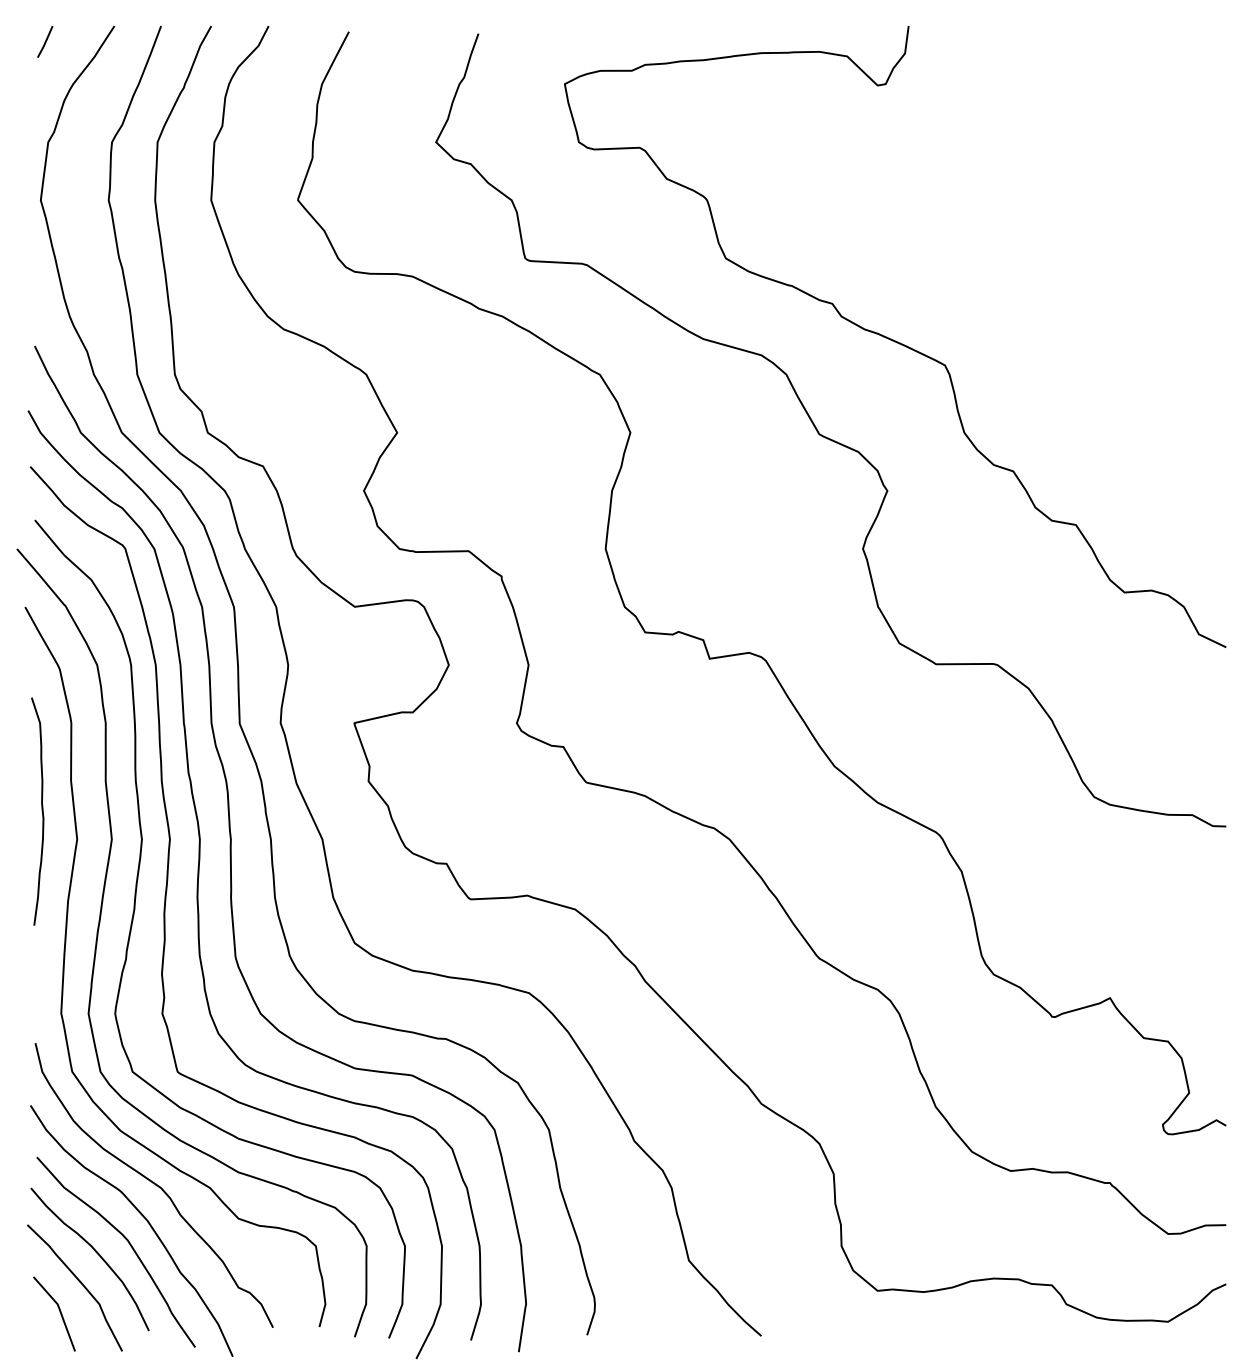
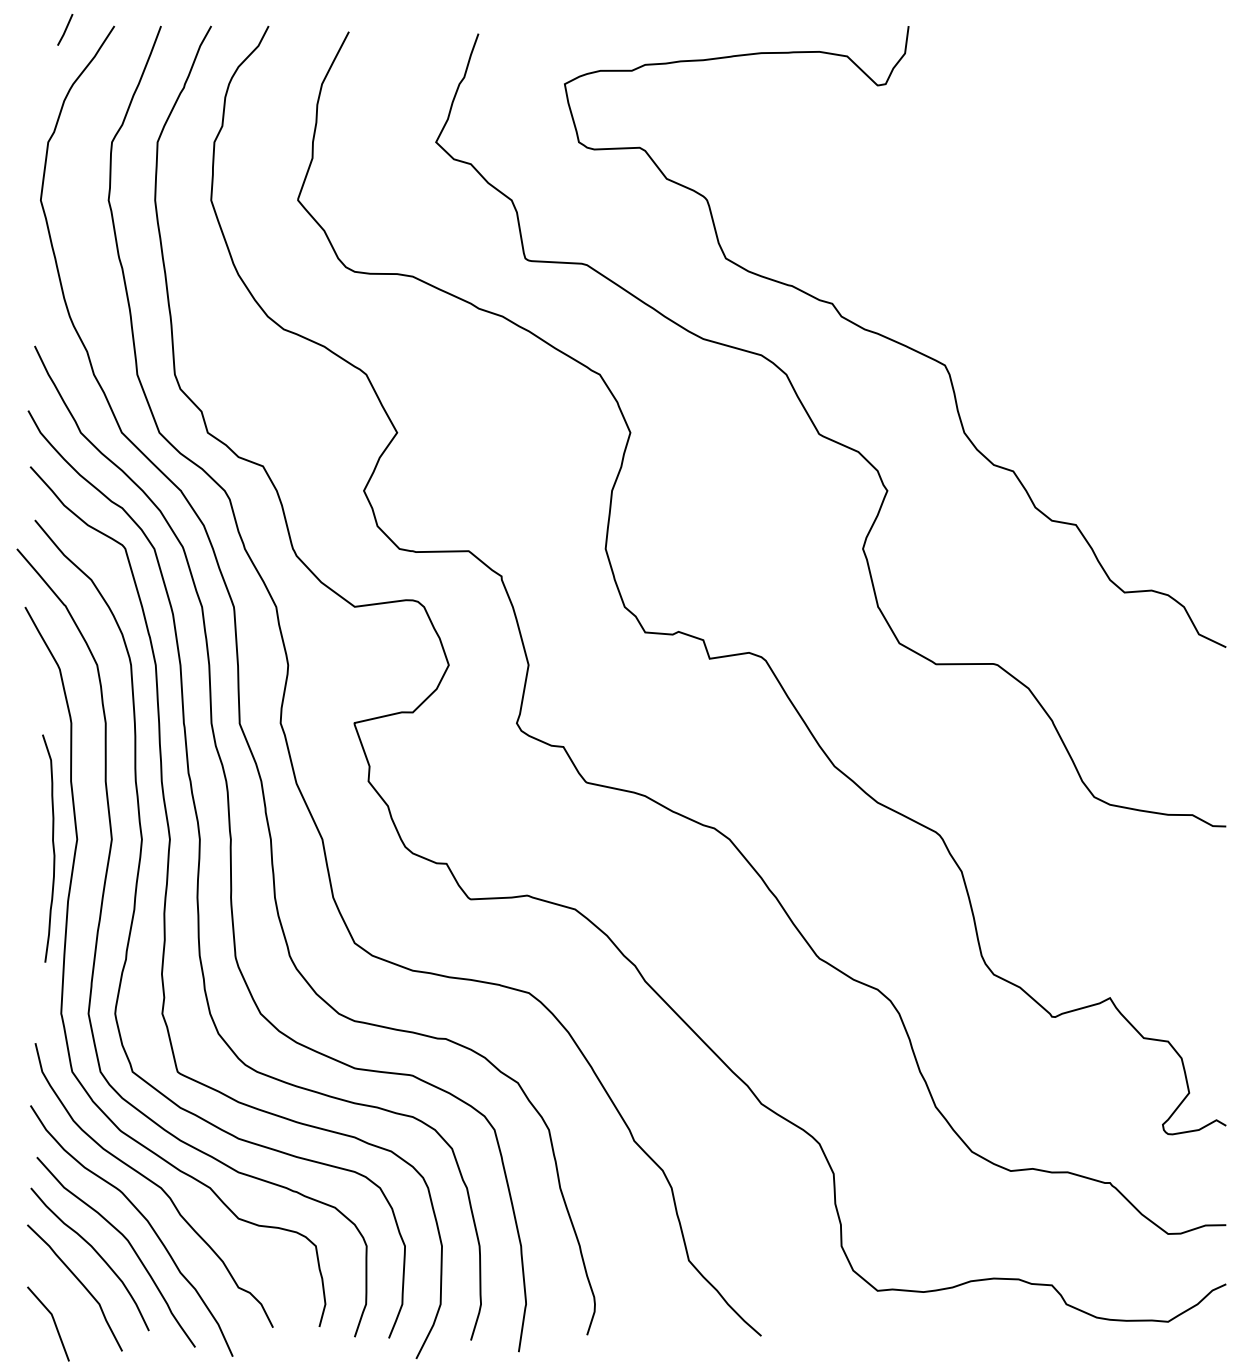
line position: (45, 41) -> (65, 29) (65, 29)
curve position: (41, 811) -> (52, 848) (52, 848)
line position: (59, 1312) -> (53, 1322) (53, 1322)
